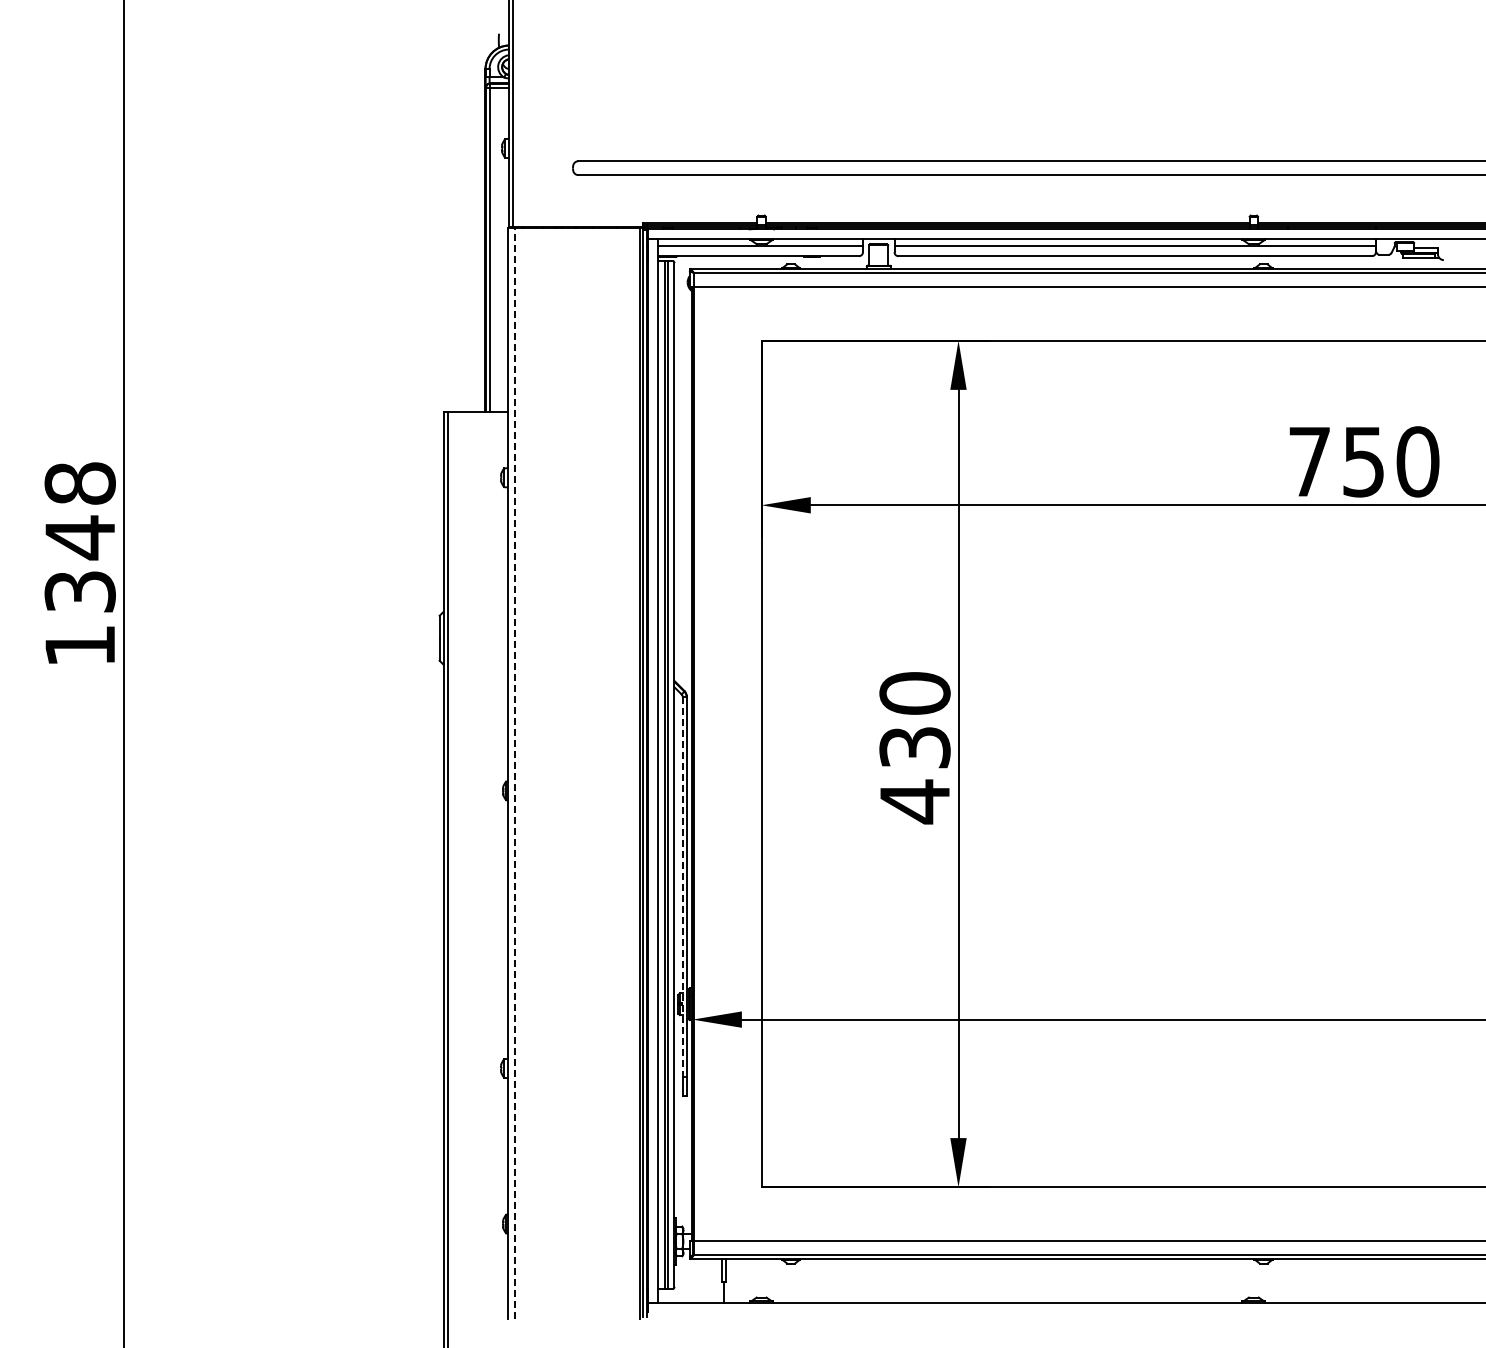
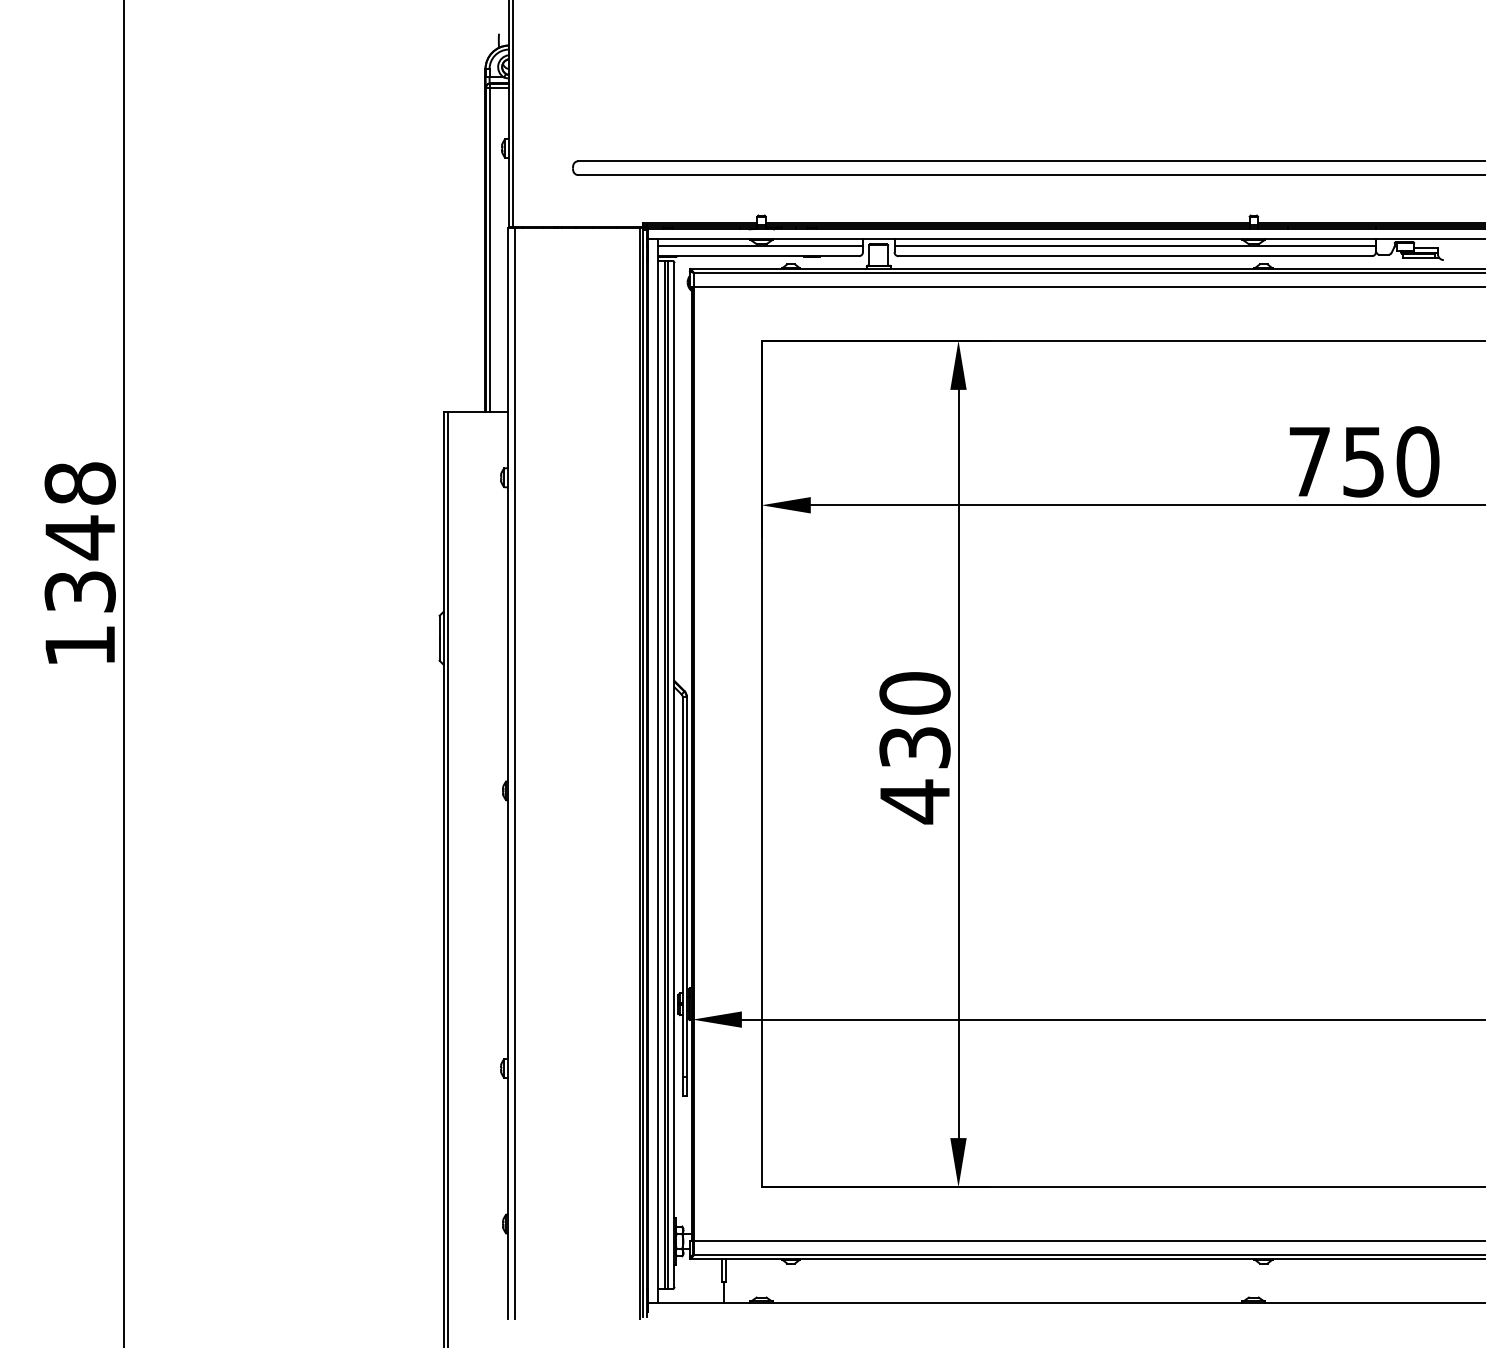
line: dashed -> solid (515, 772)
line: dashed -> solid (682, 887)
